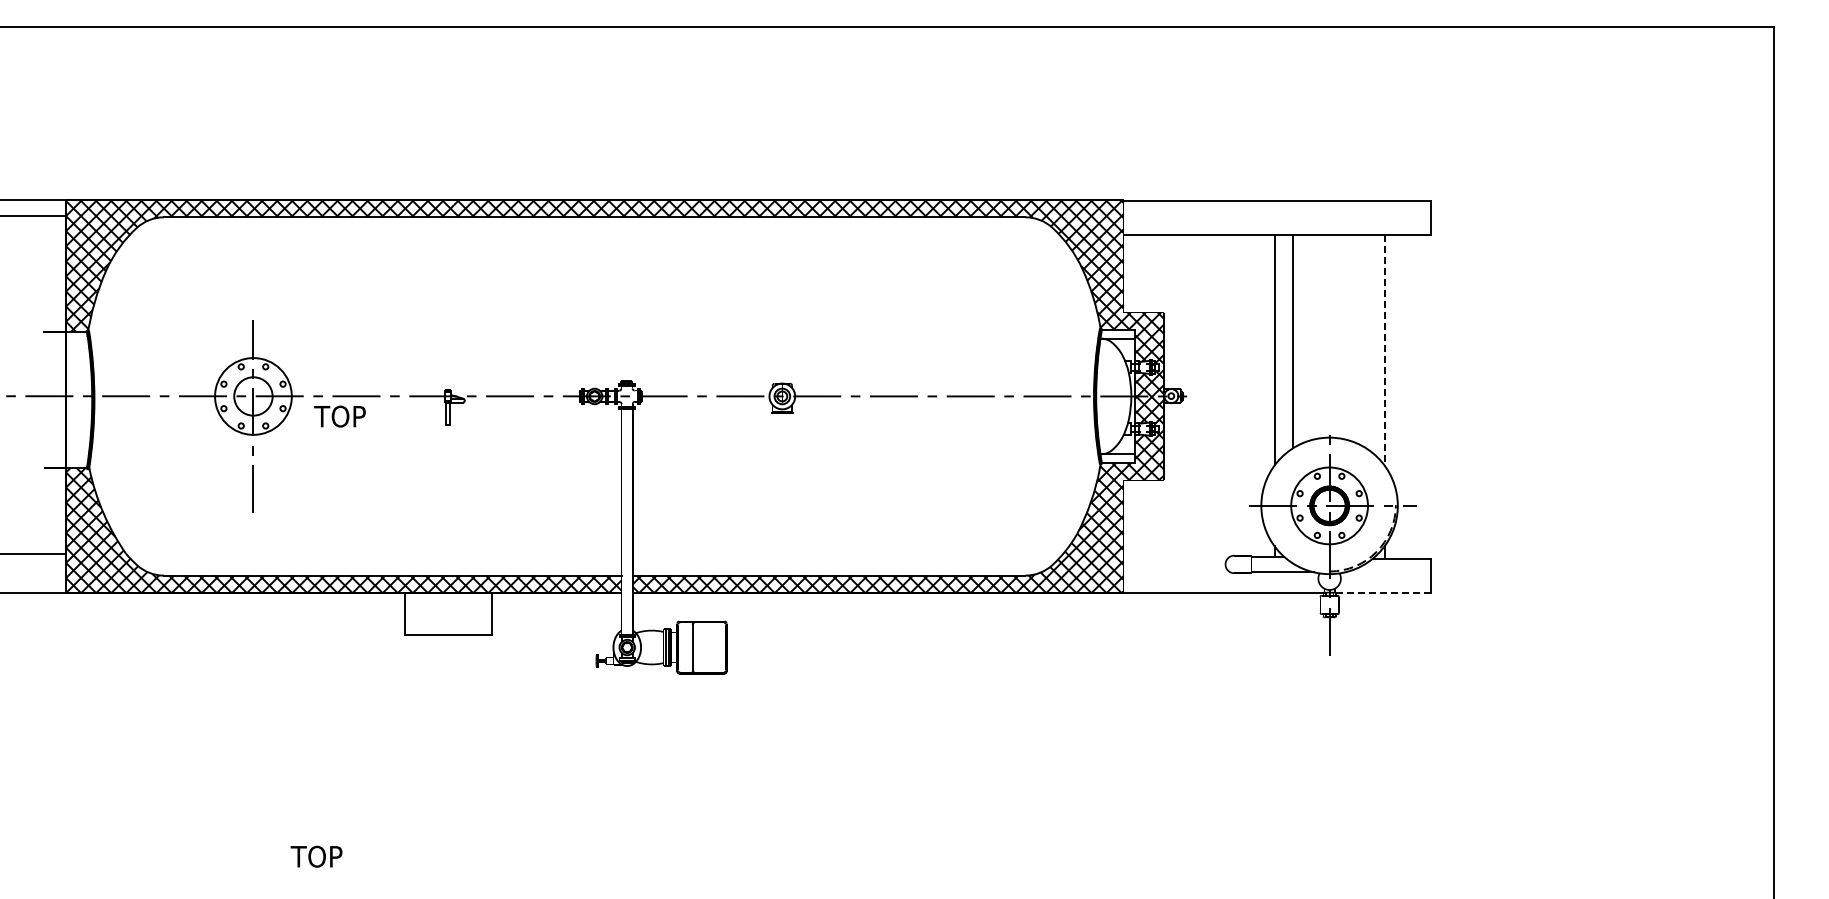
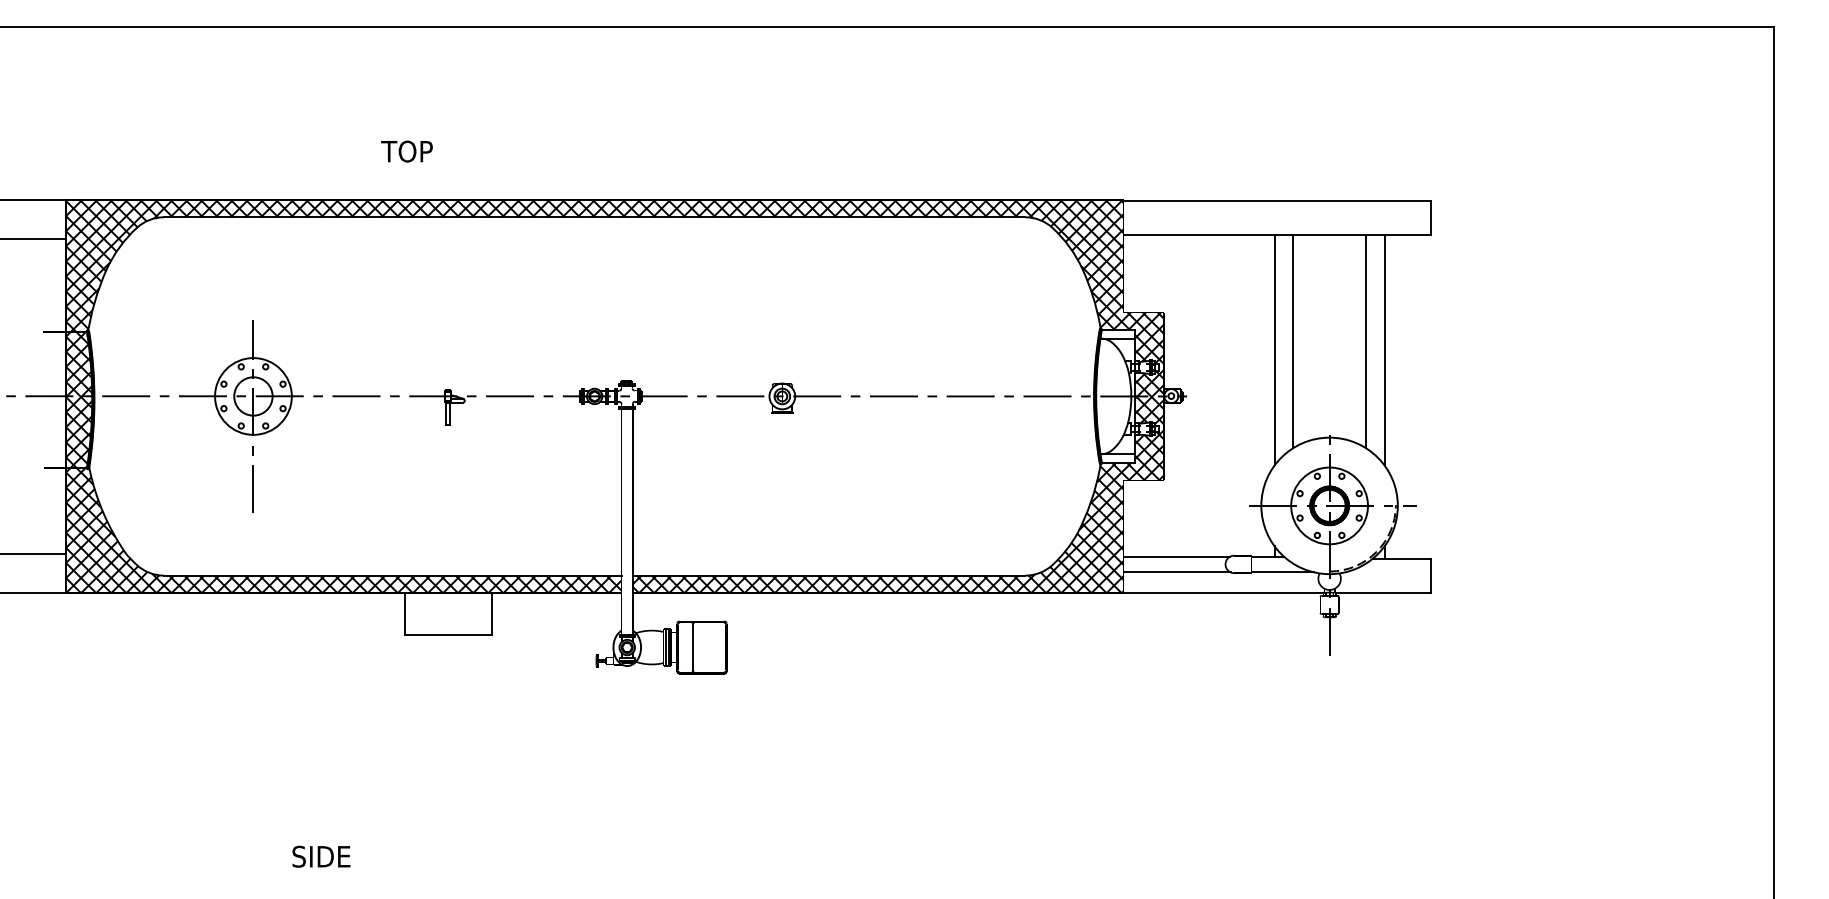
line position: (33, 215) -> (33, 238) (33, 238)
line: none -> present (1366, 341)
line: dashed -> solid (1384, 350)
hatch: none -> present (78, 399)
text position: (339, 416) -> (406, 151) (406, 151)
line: none -> present (1176, 556)
line: none -> present (1176, 572)
line: dashed -> solid (1382, 592)
text: TOP -> SIDE (320, 856)
